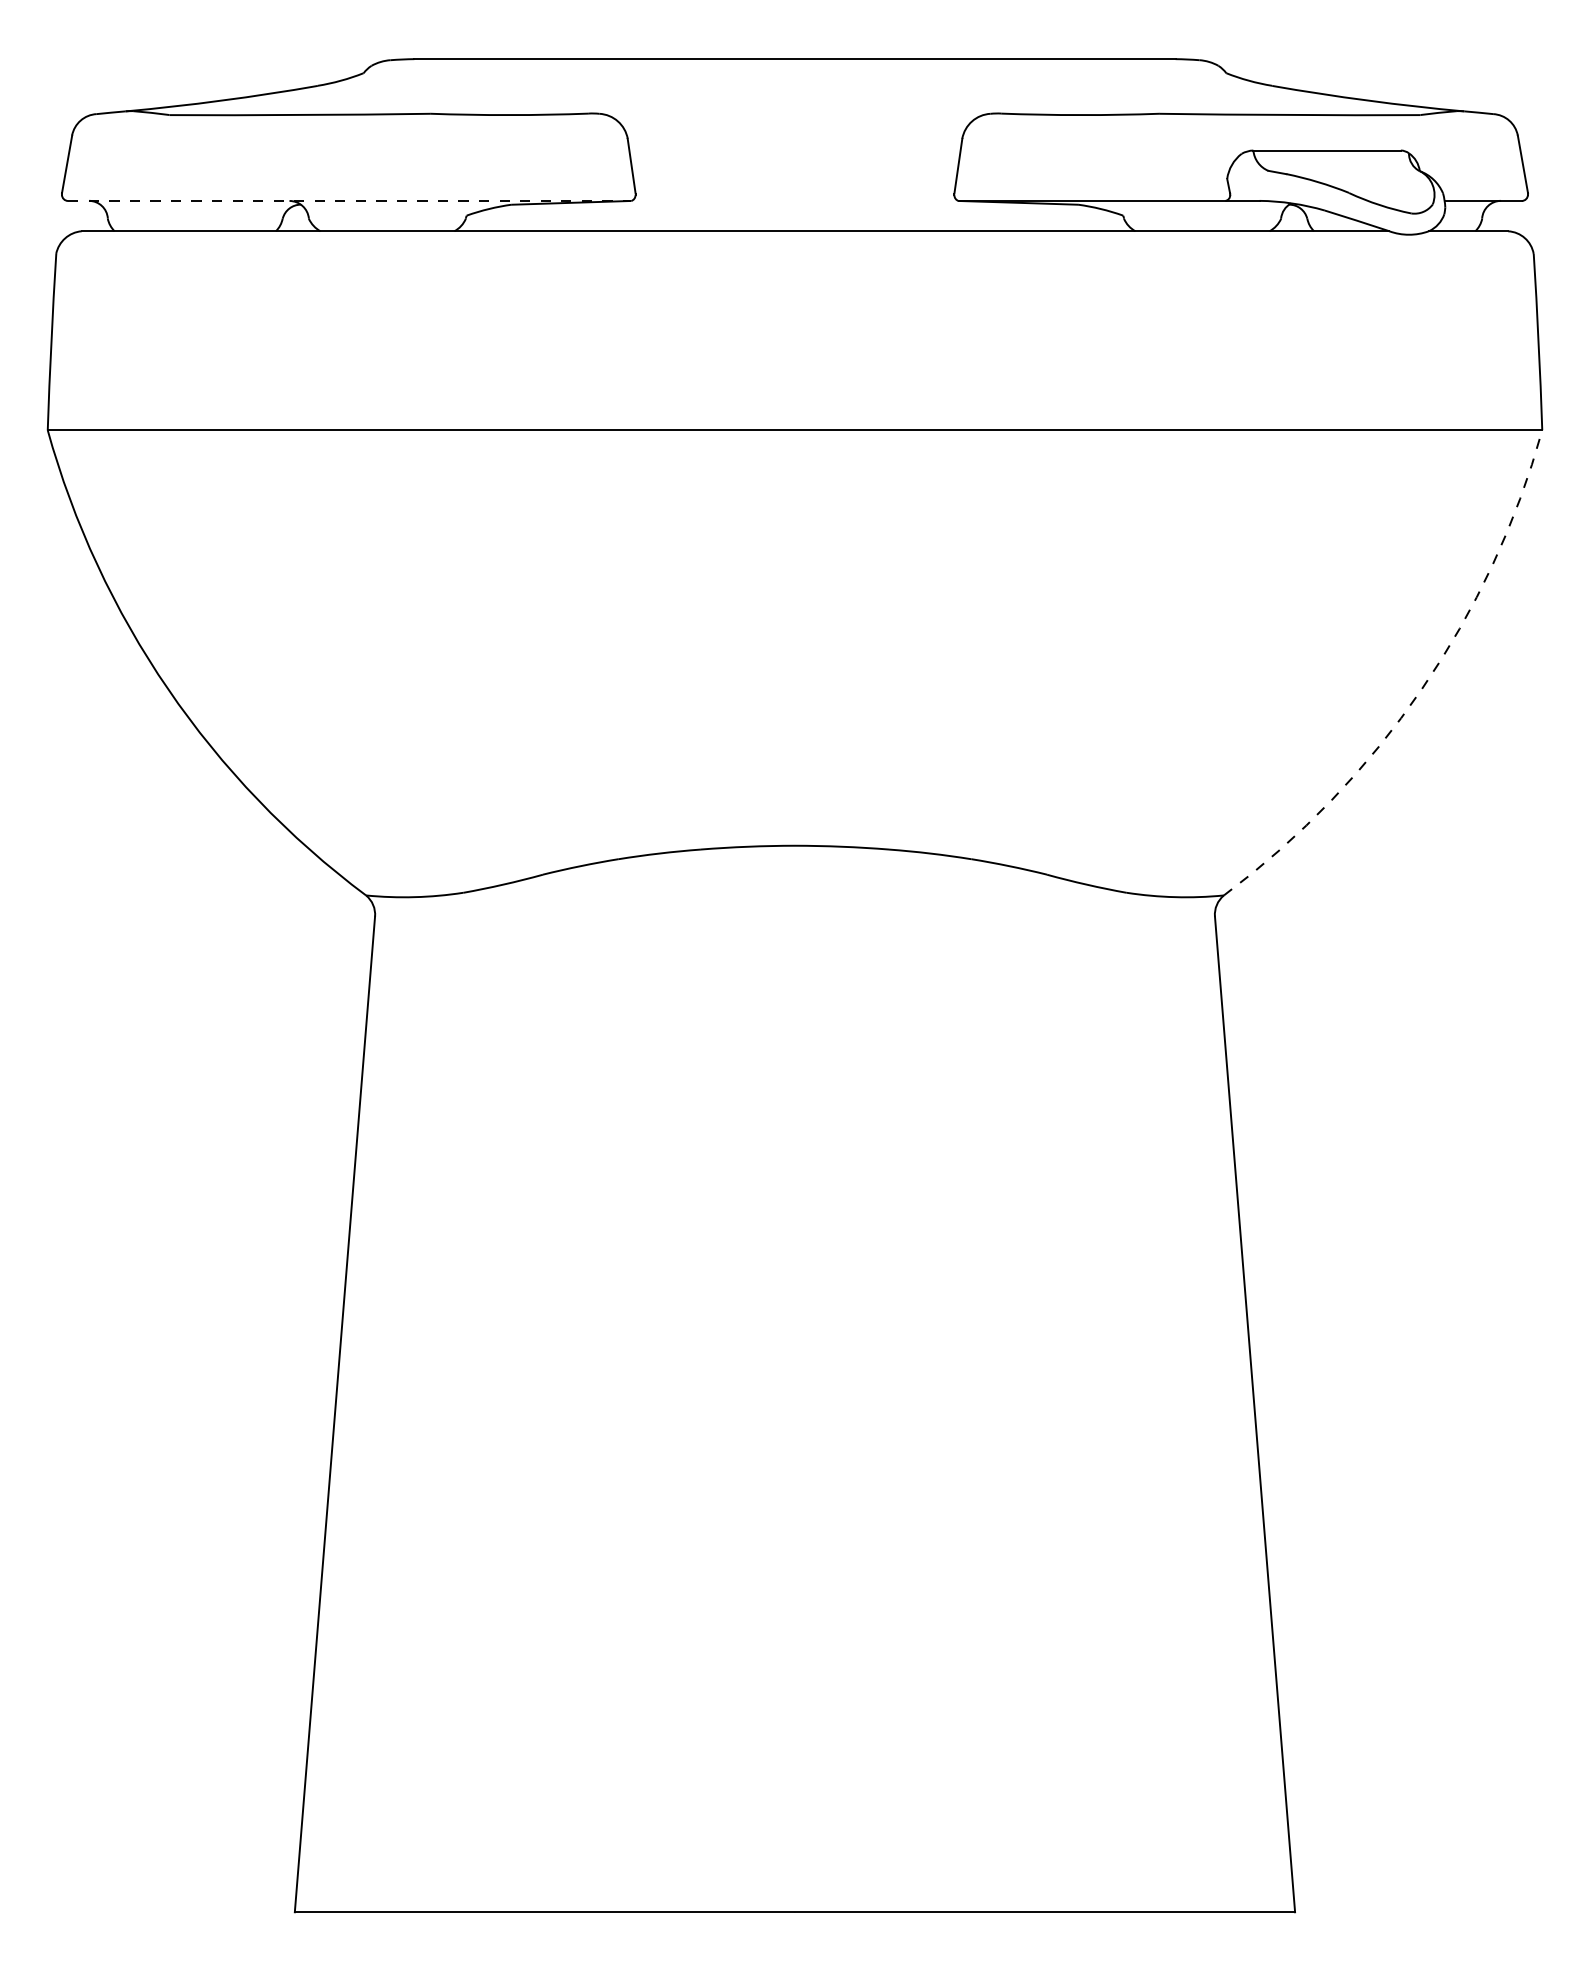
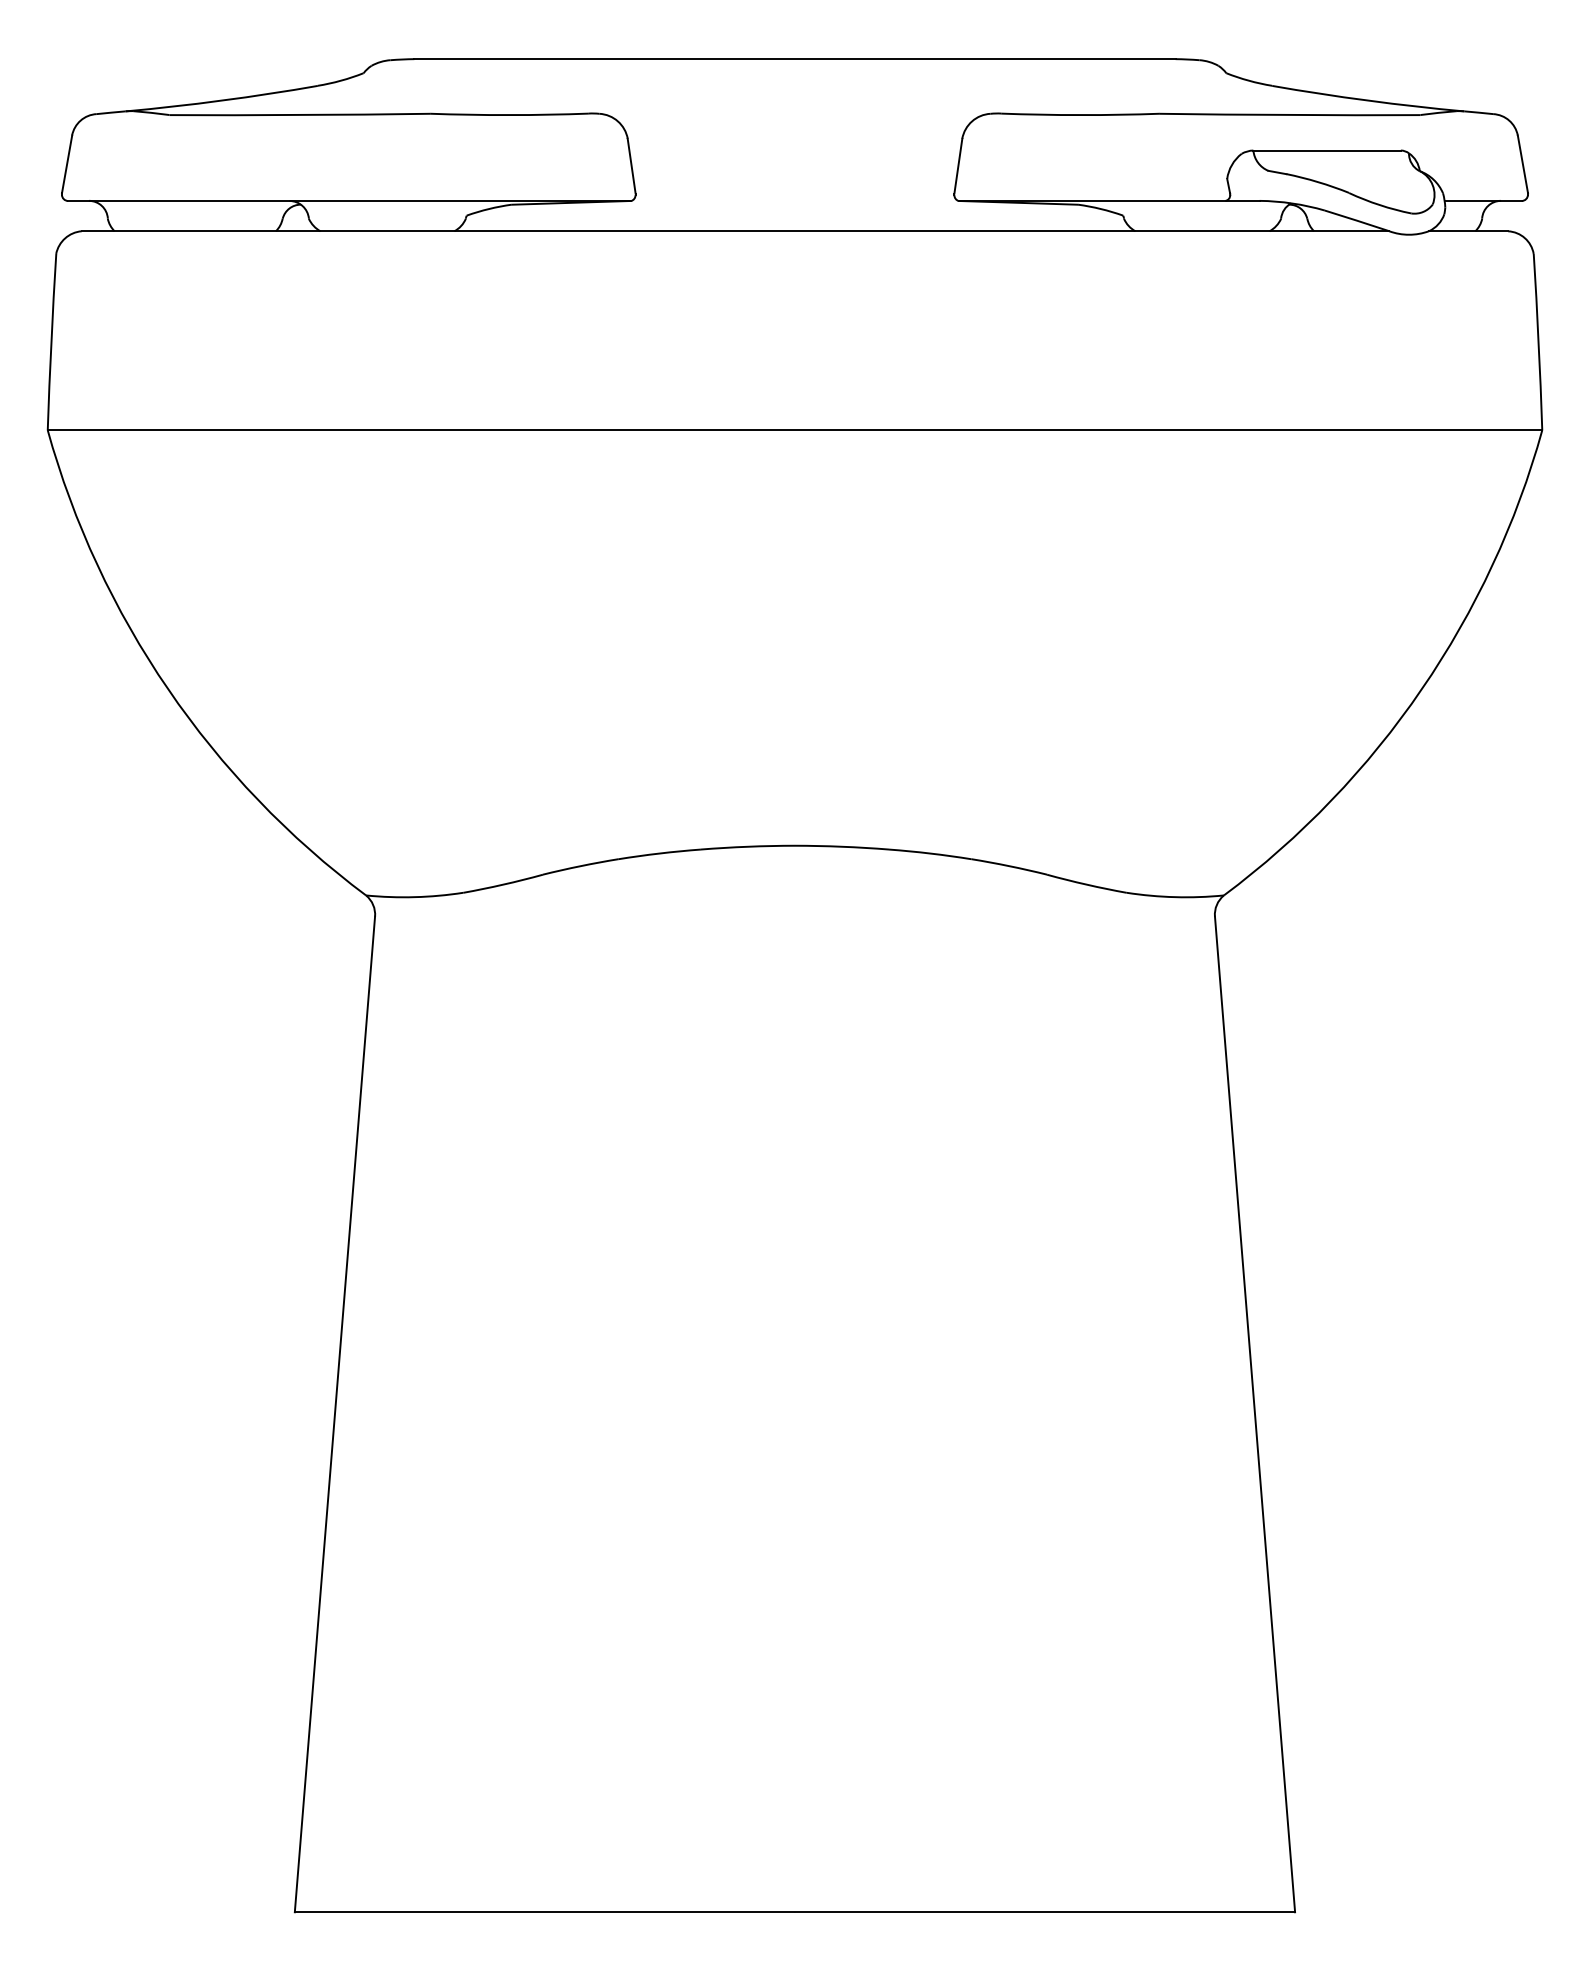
line: dashed -> solid (349, 200)
arc: dashed -> solid (1421, 689)
